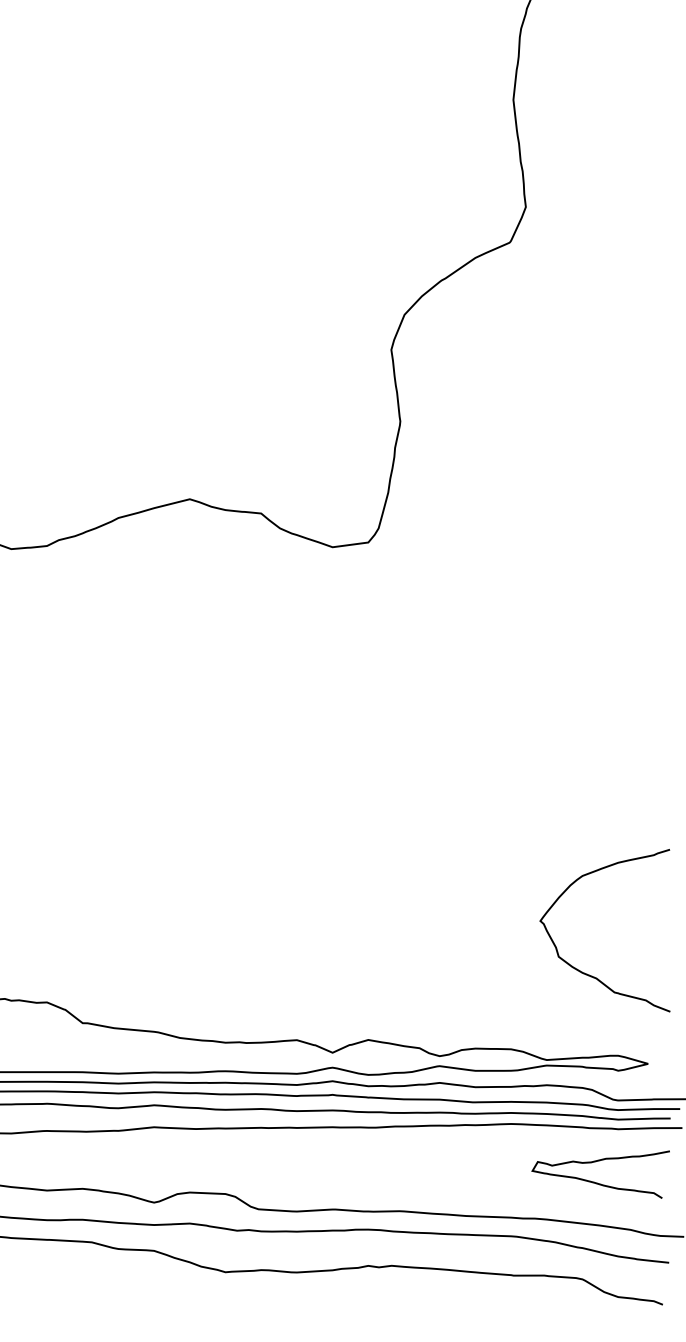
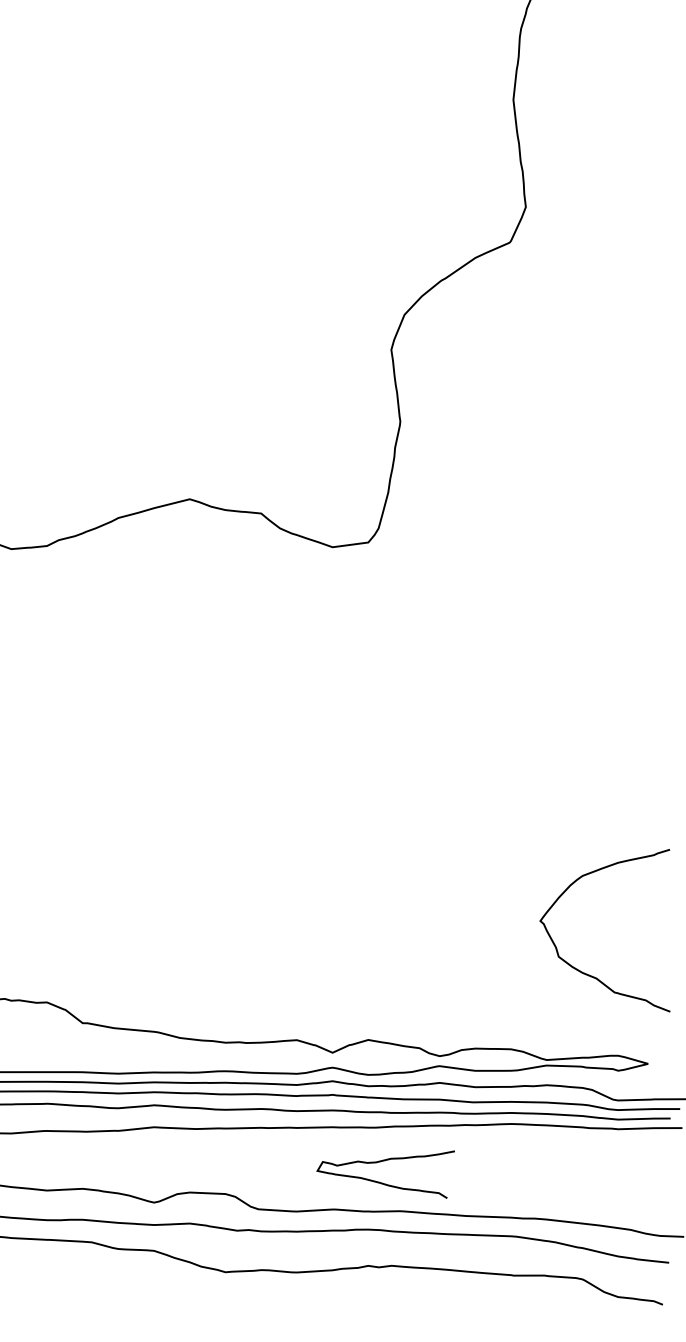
curve position: (597, 1182) -> (382, 1182) (382, 1182)
